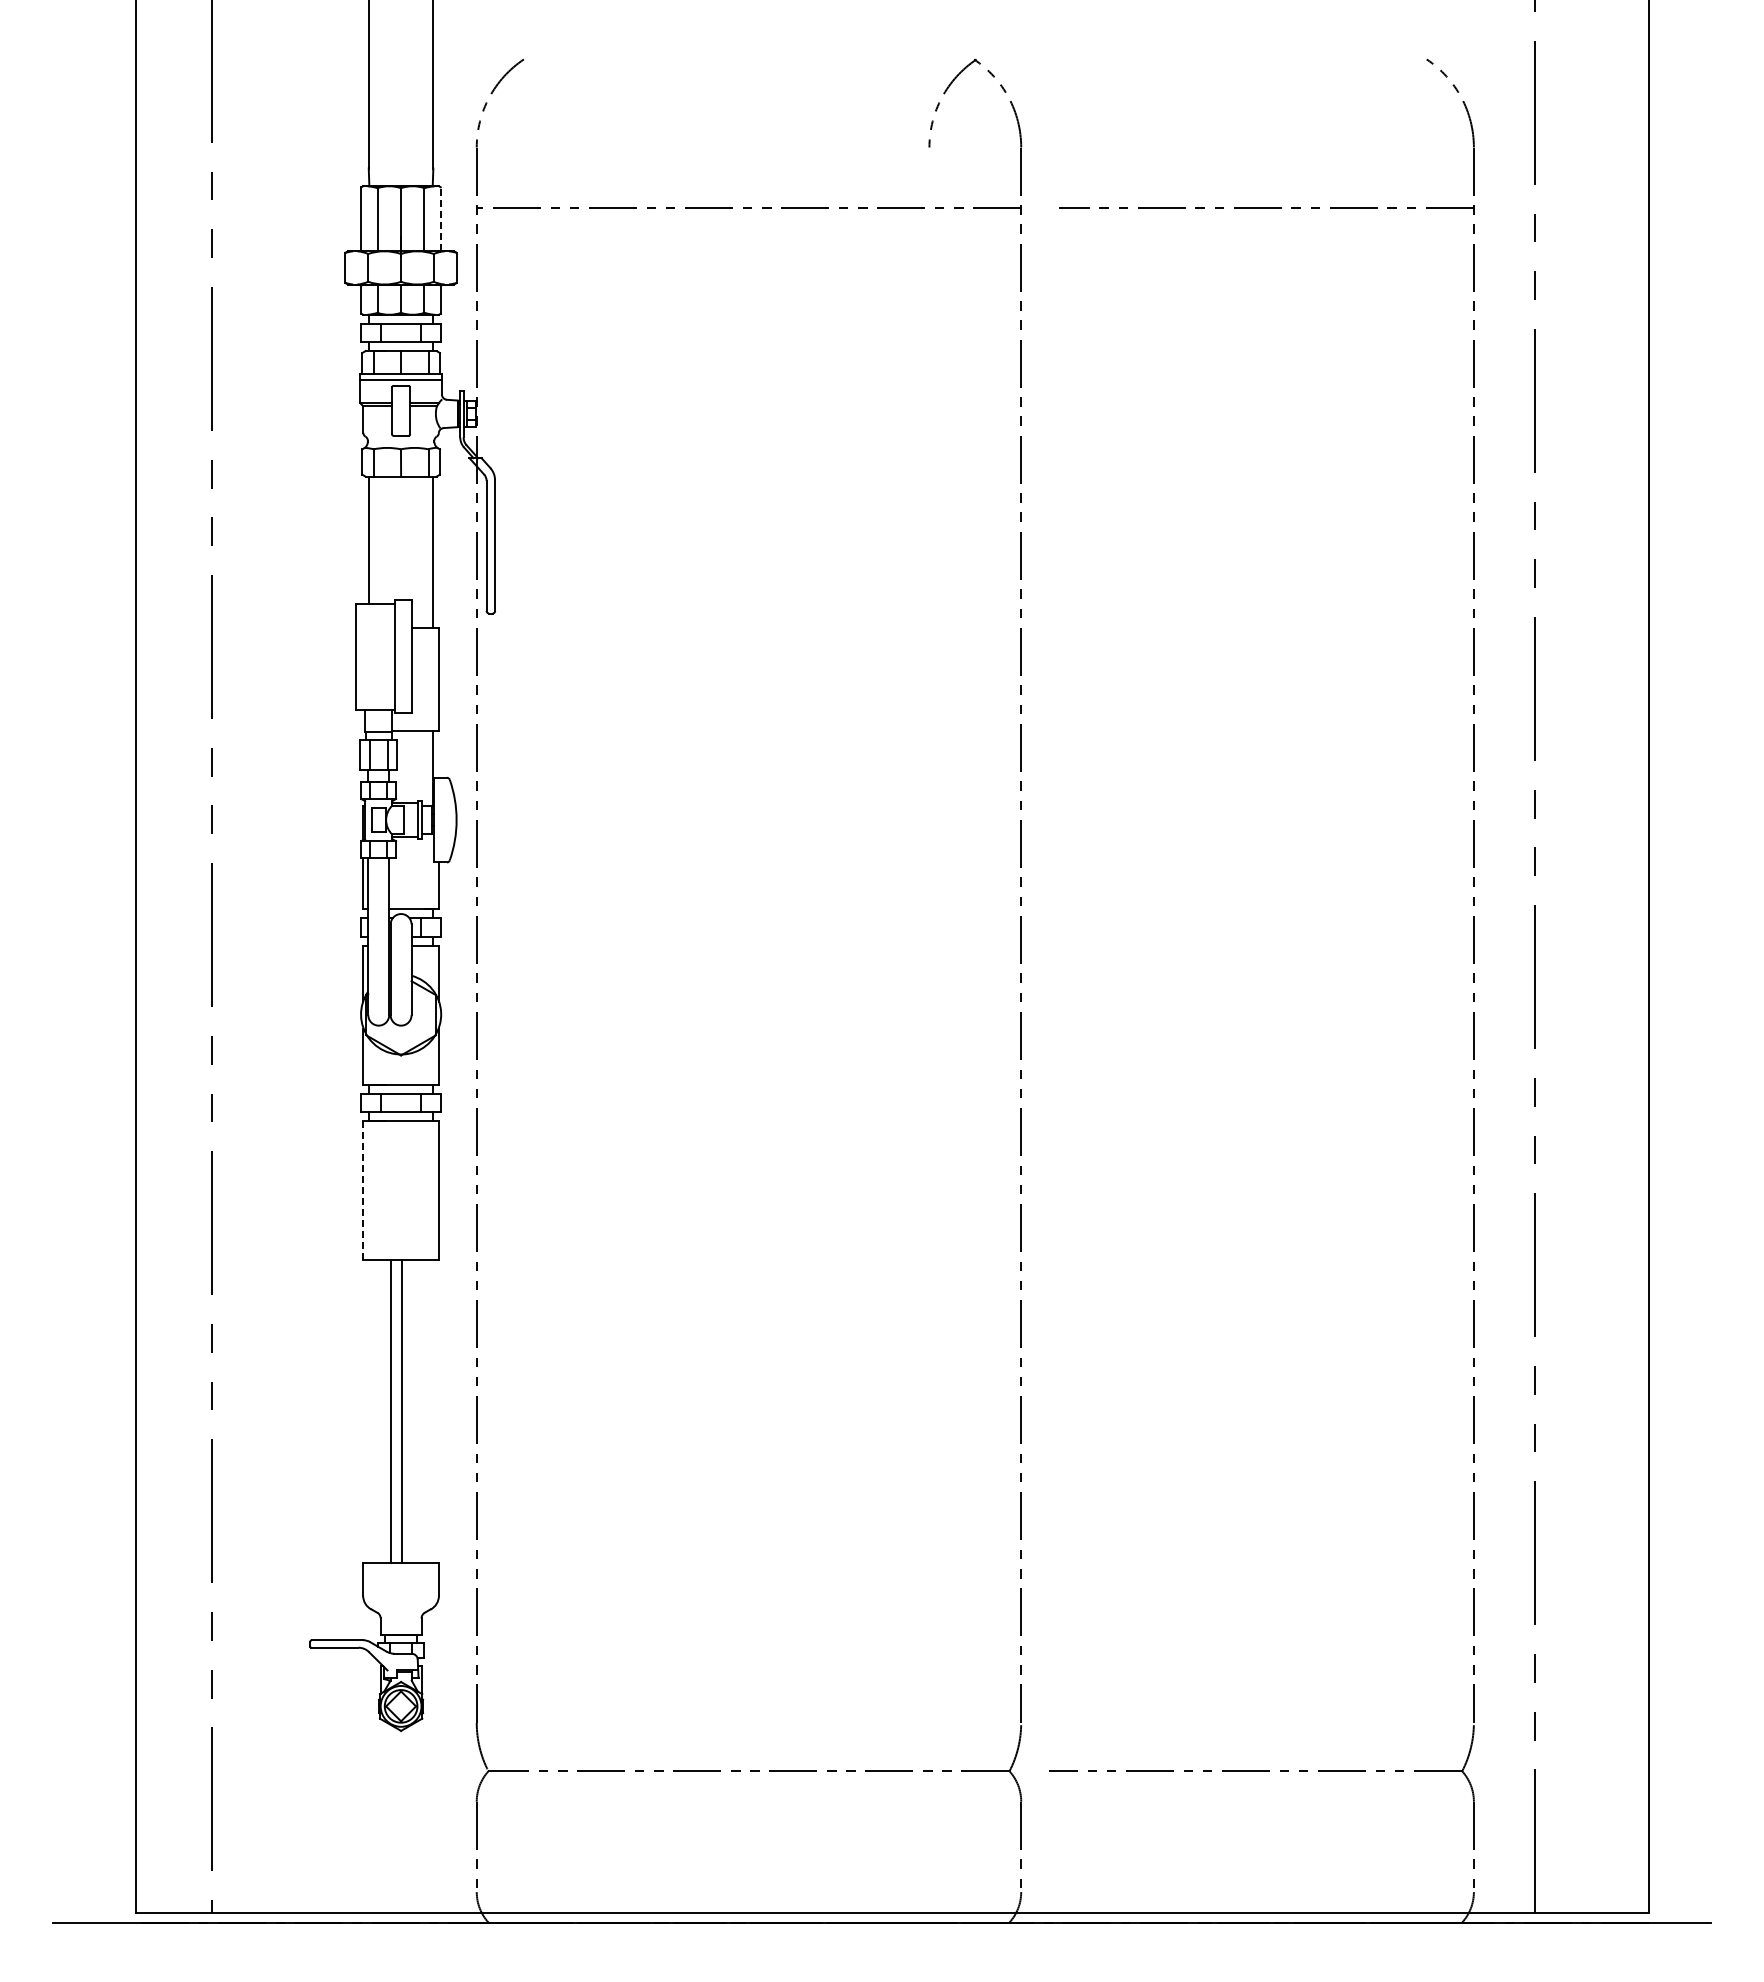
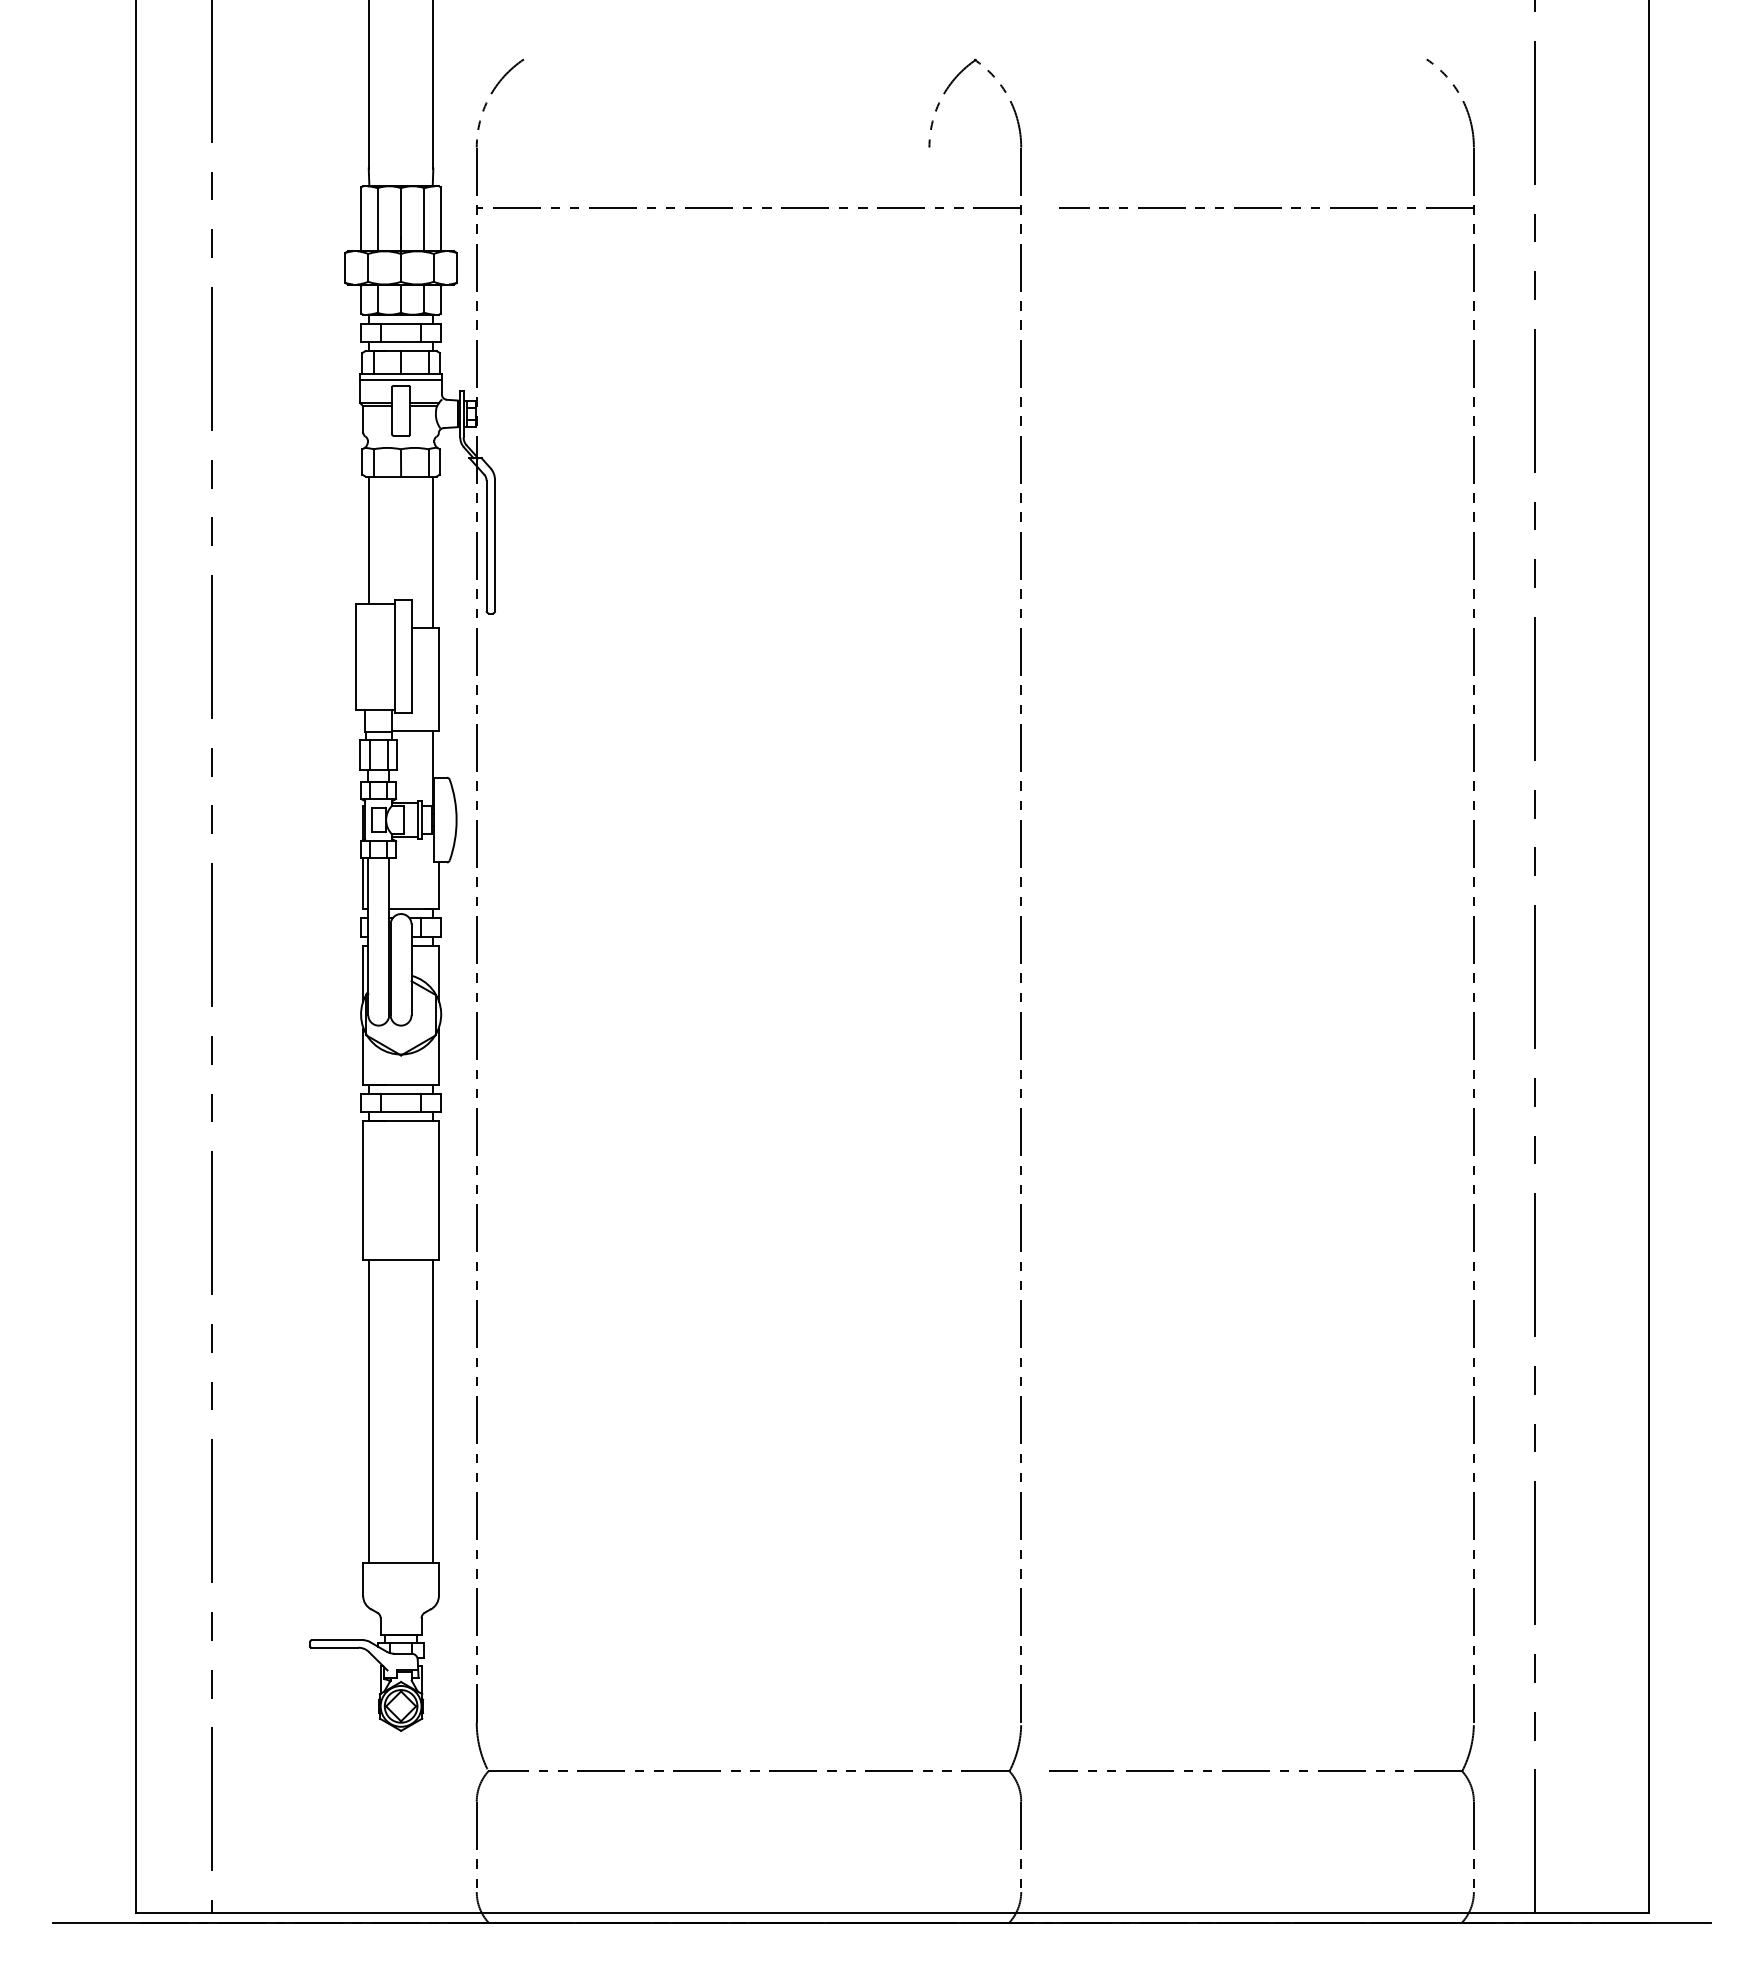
line: dashed -> solid (440, 219)
line: dashed -> solid (363, 1190)
line position: (390, 1411) -> (368, 1411) (368, 1411)
line position: (402, 1411) -> (433, 1411) (433, 1411)
